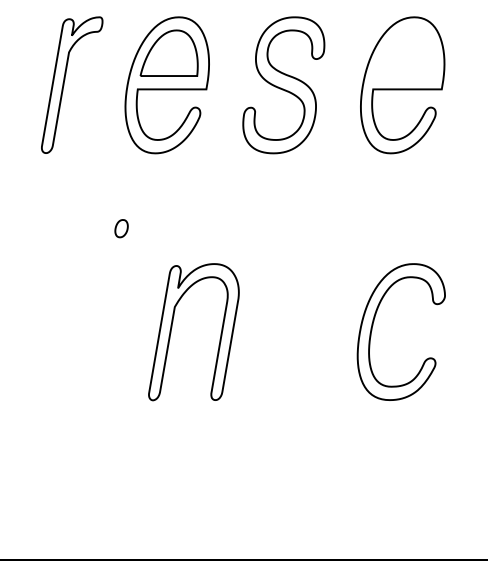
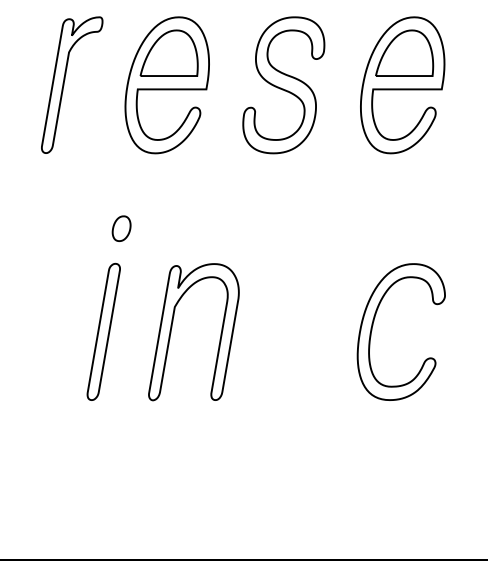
part: none -> present (404, 52)
part size: 15x20 px -> 21x27 px (121, 228)
part: none -> present (103, 331)
